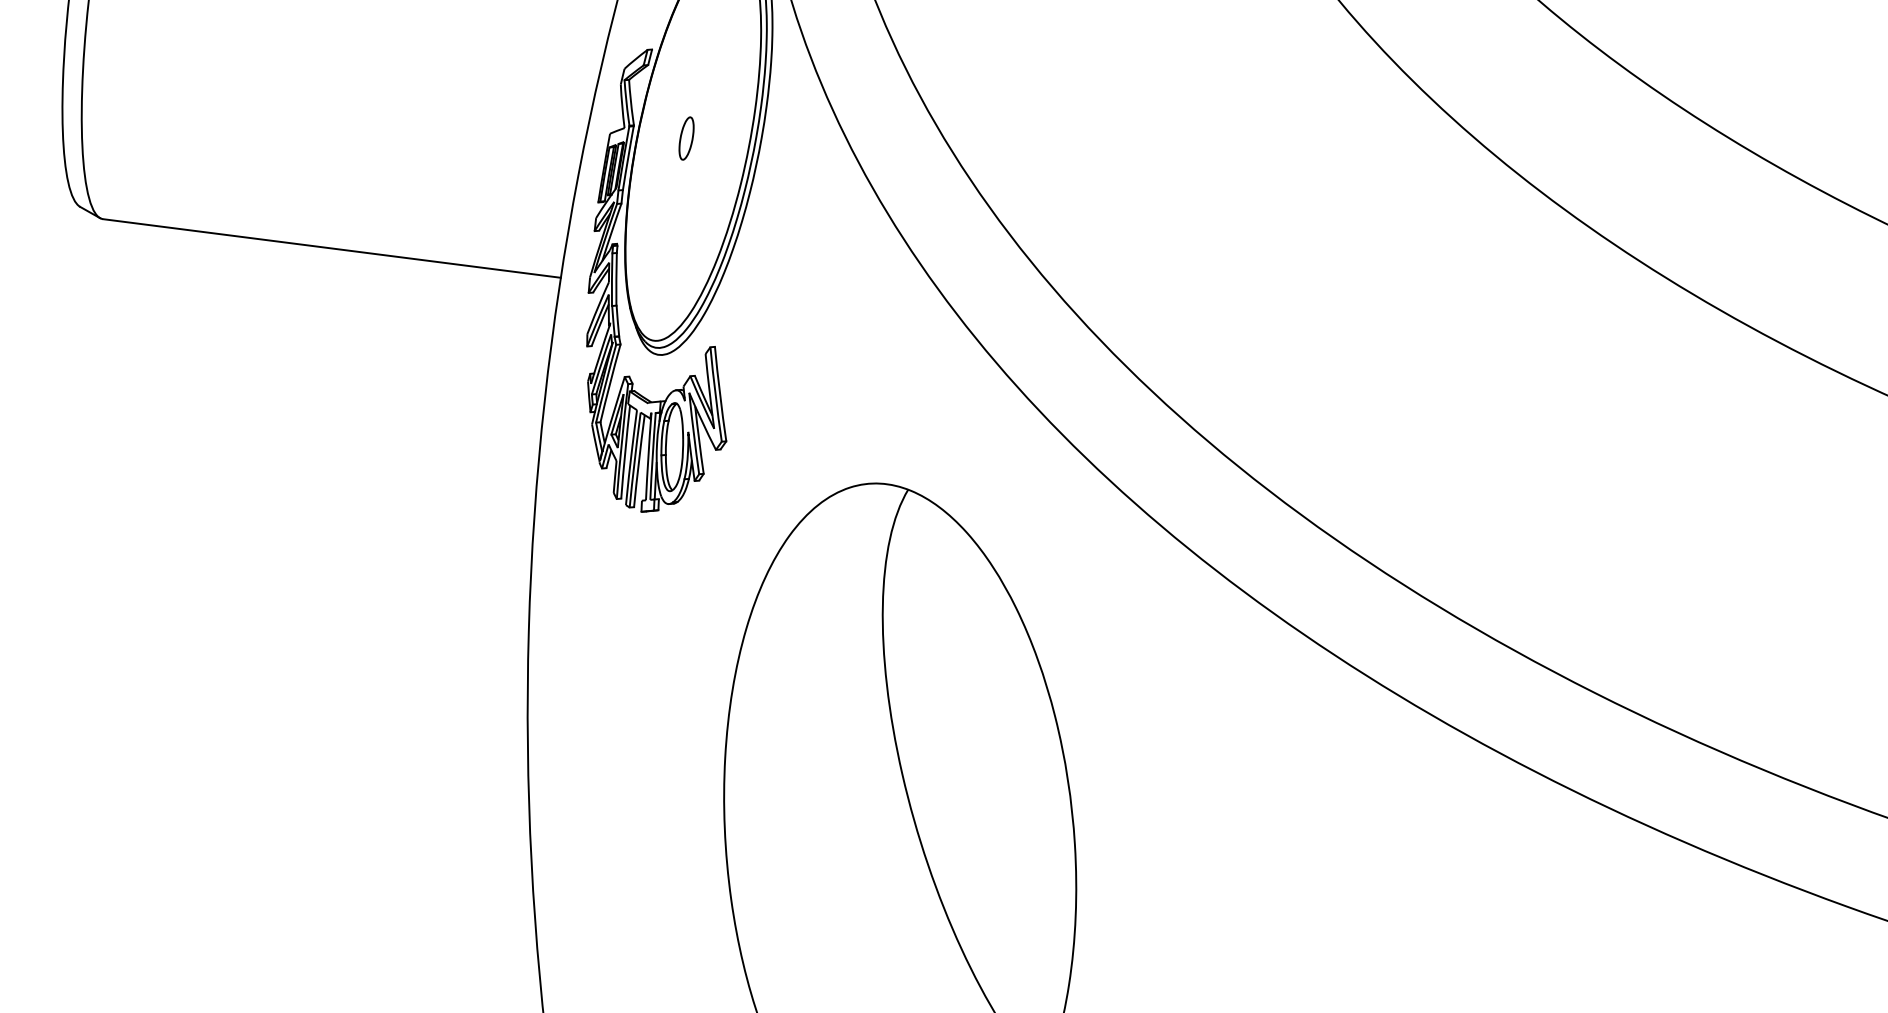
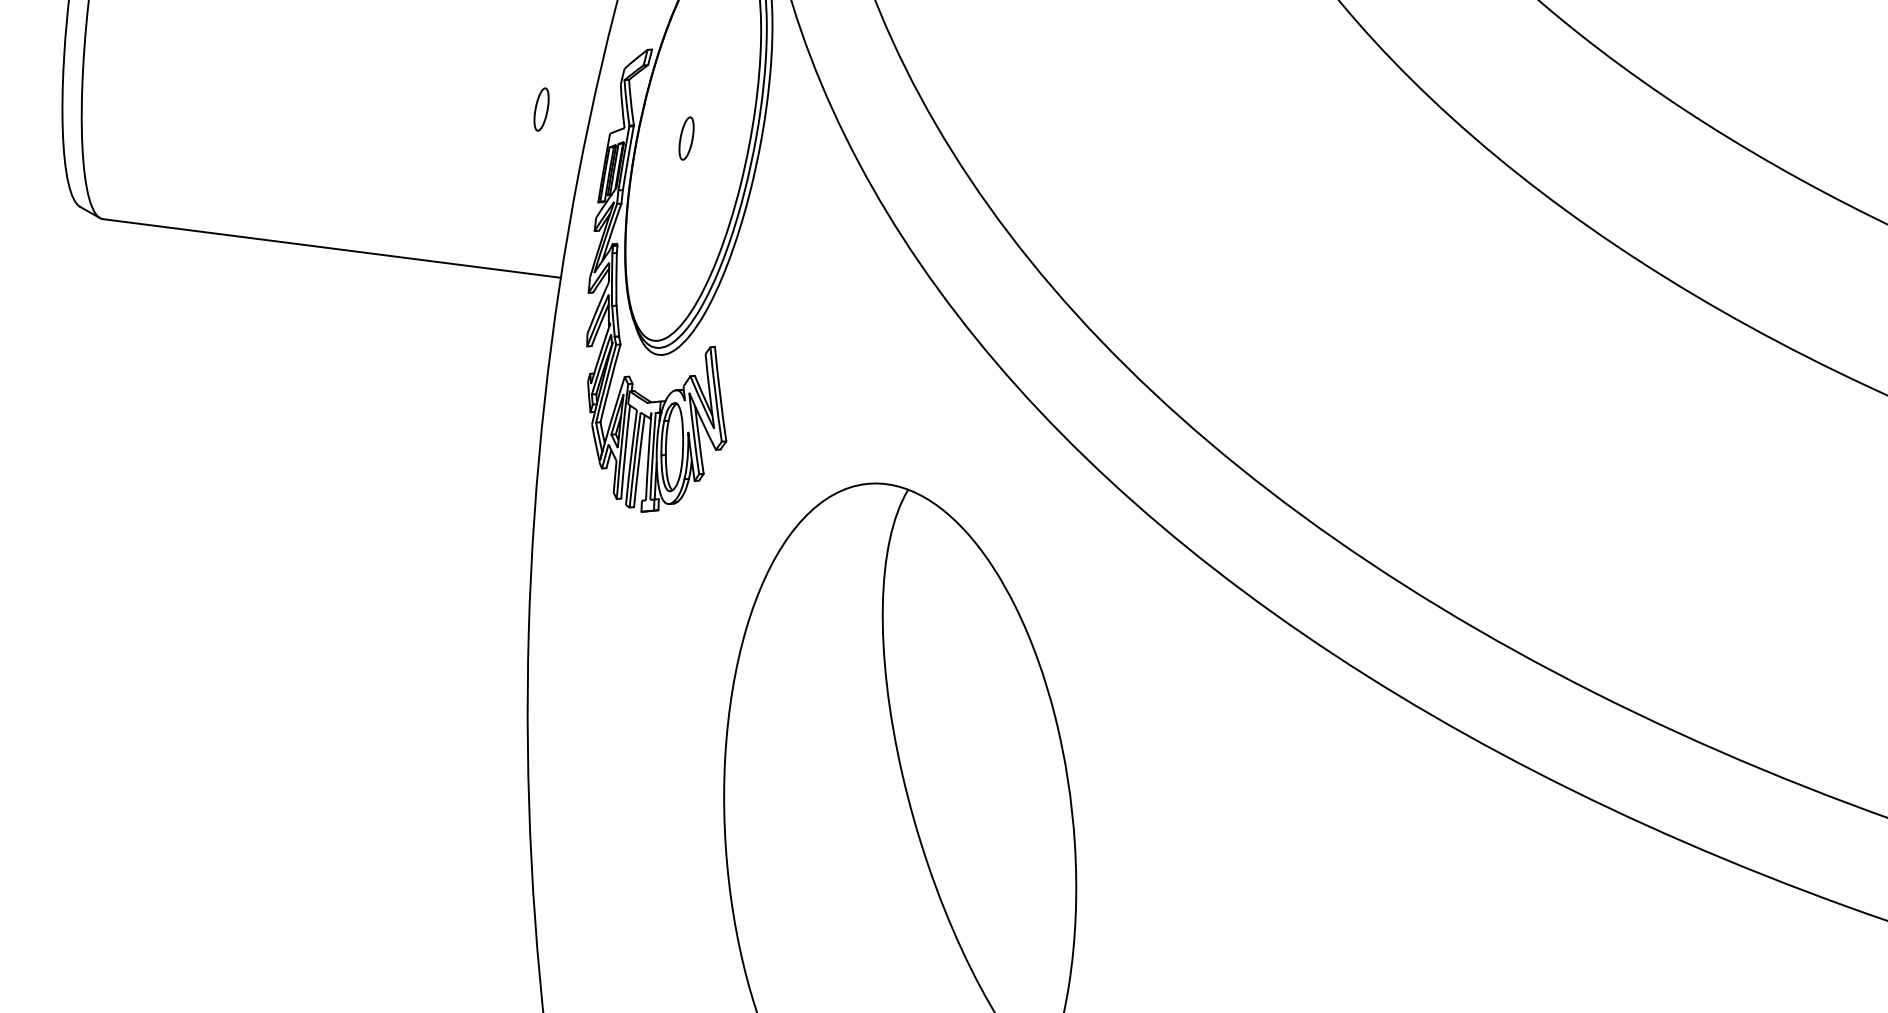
part: none -> present (541, 109)
